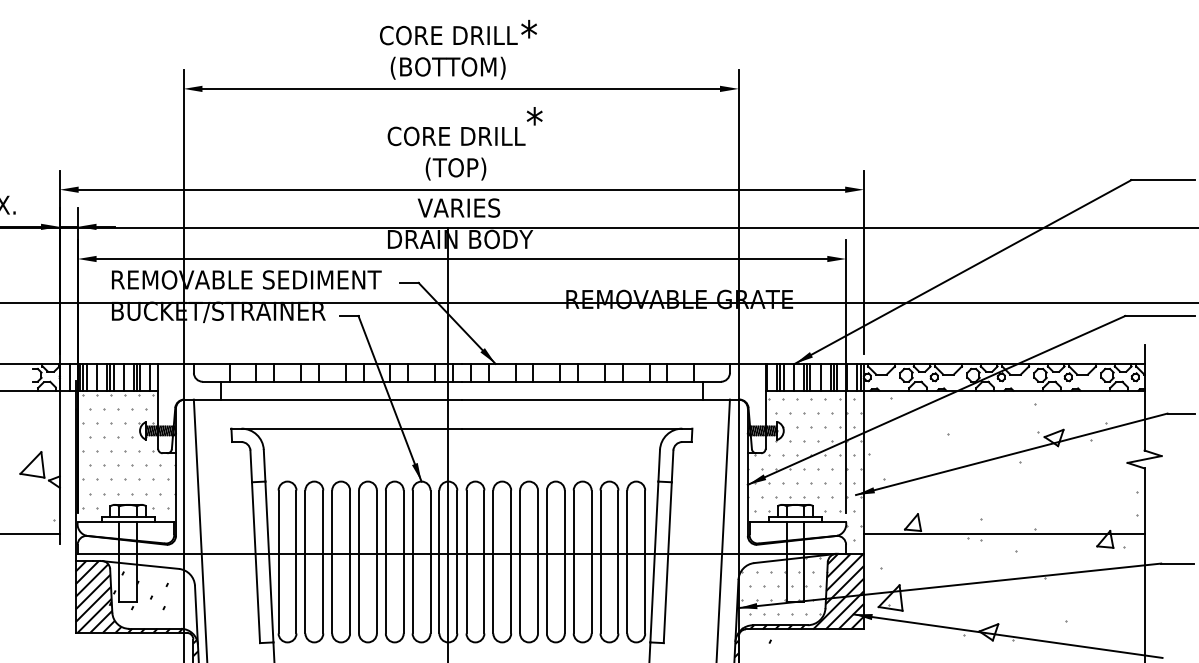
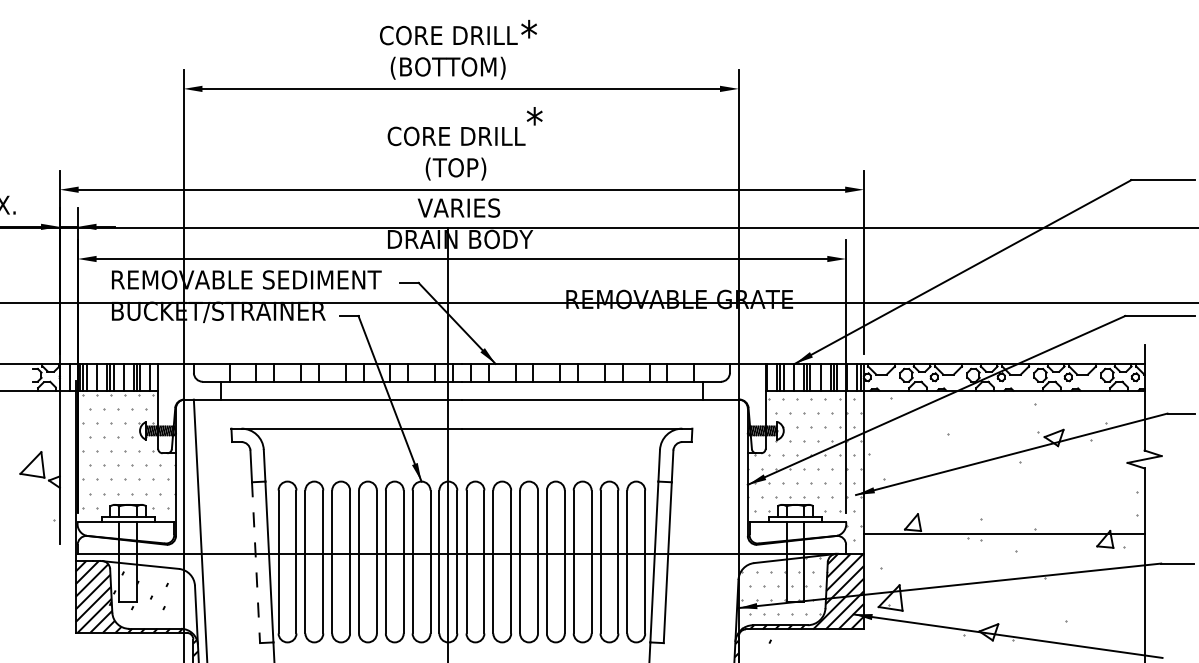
line: present -> none (722, 529)
line: present -> none (30, 533)
line: solid -> dashed (256, 562)
